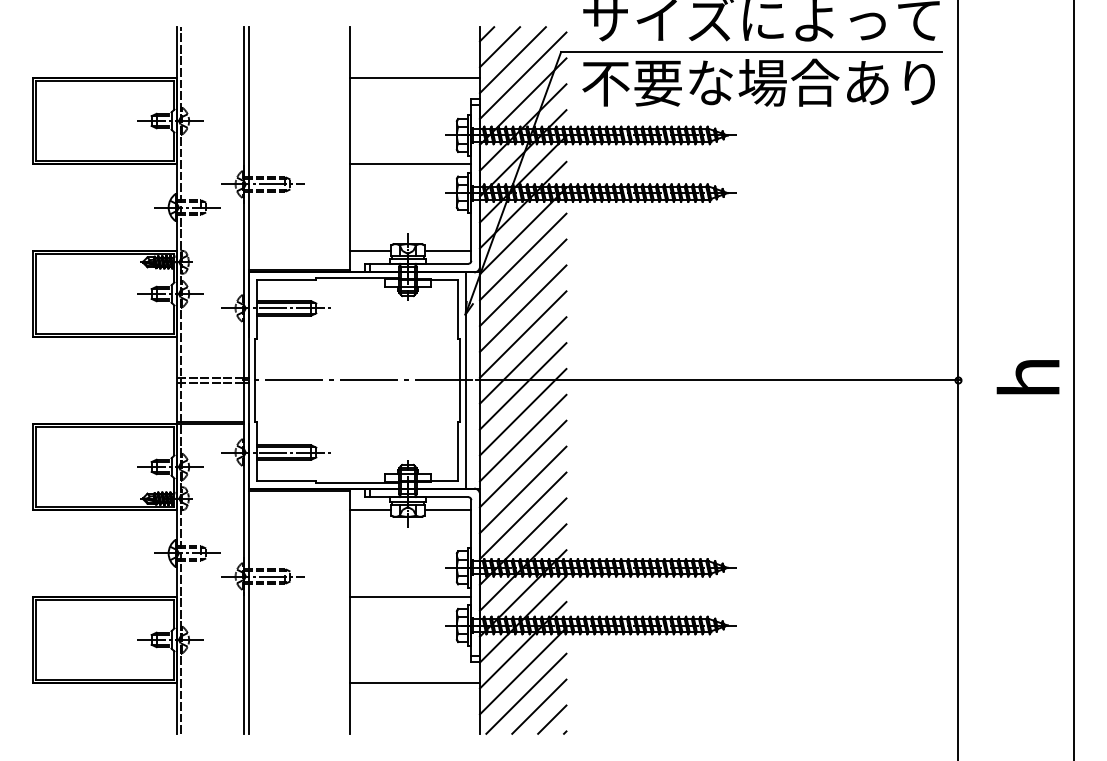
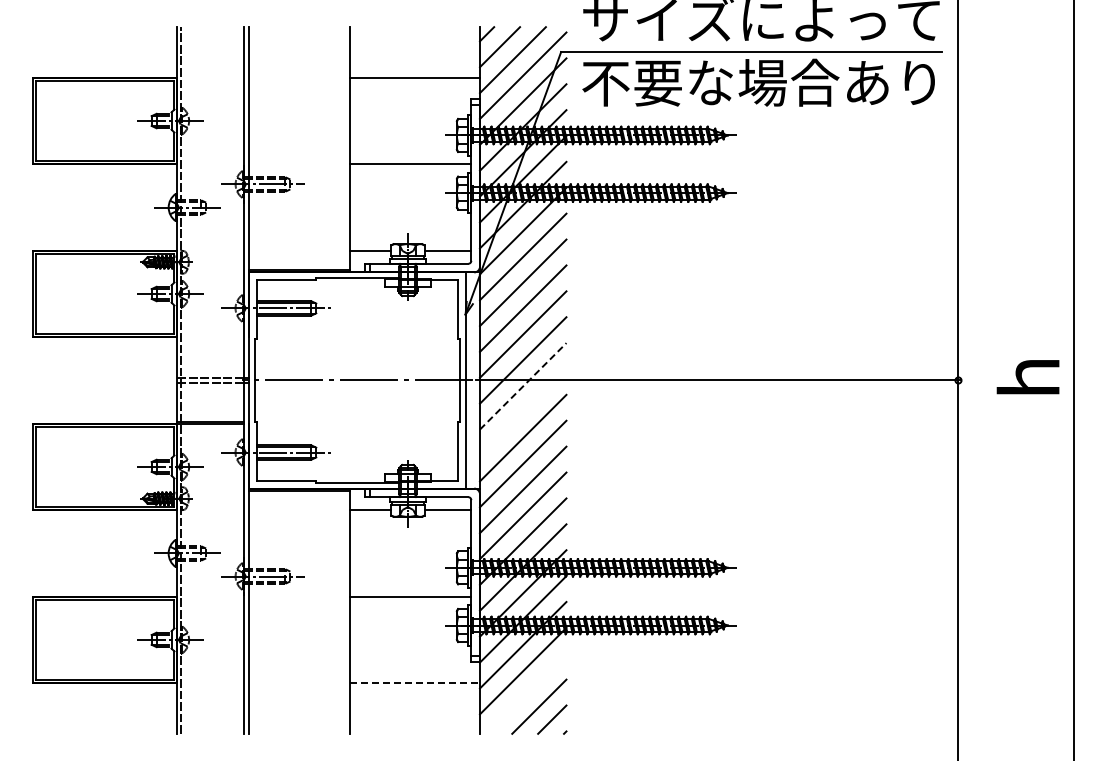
line: solid -> dashed (523, 386)
line: present -> none (522, 411)
line: solid -> dashed (415, 683)
line: present -> none (526, 693)
